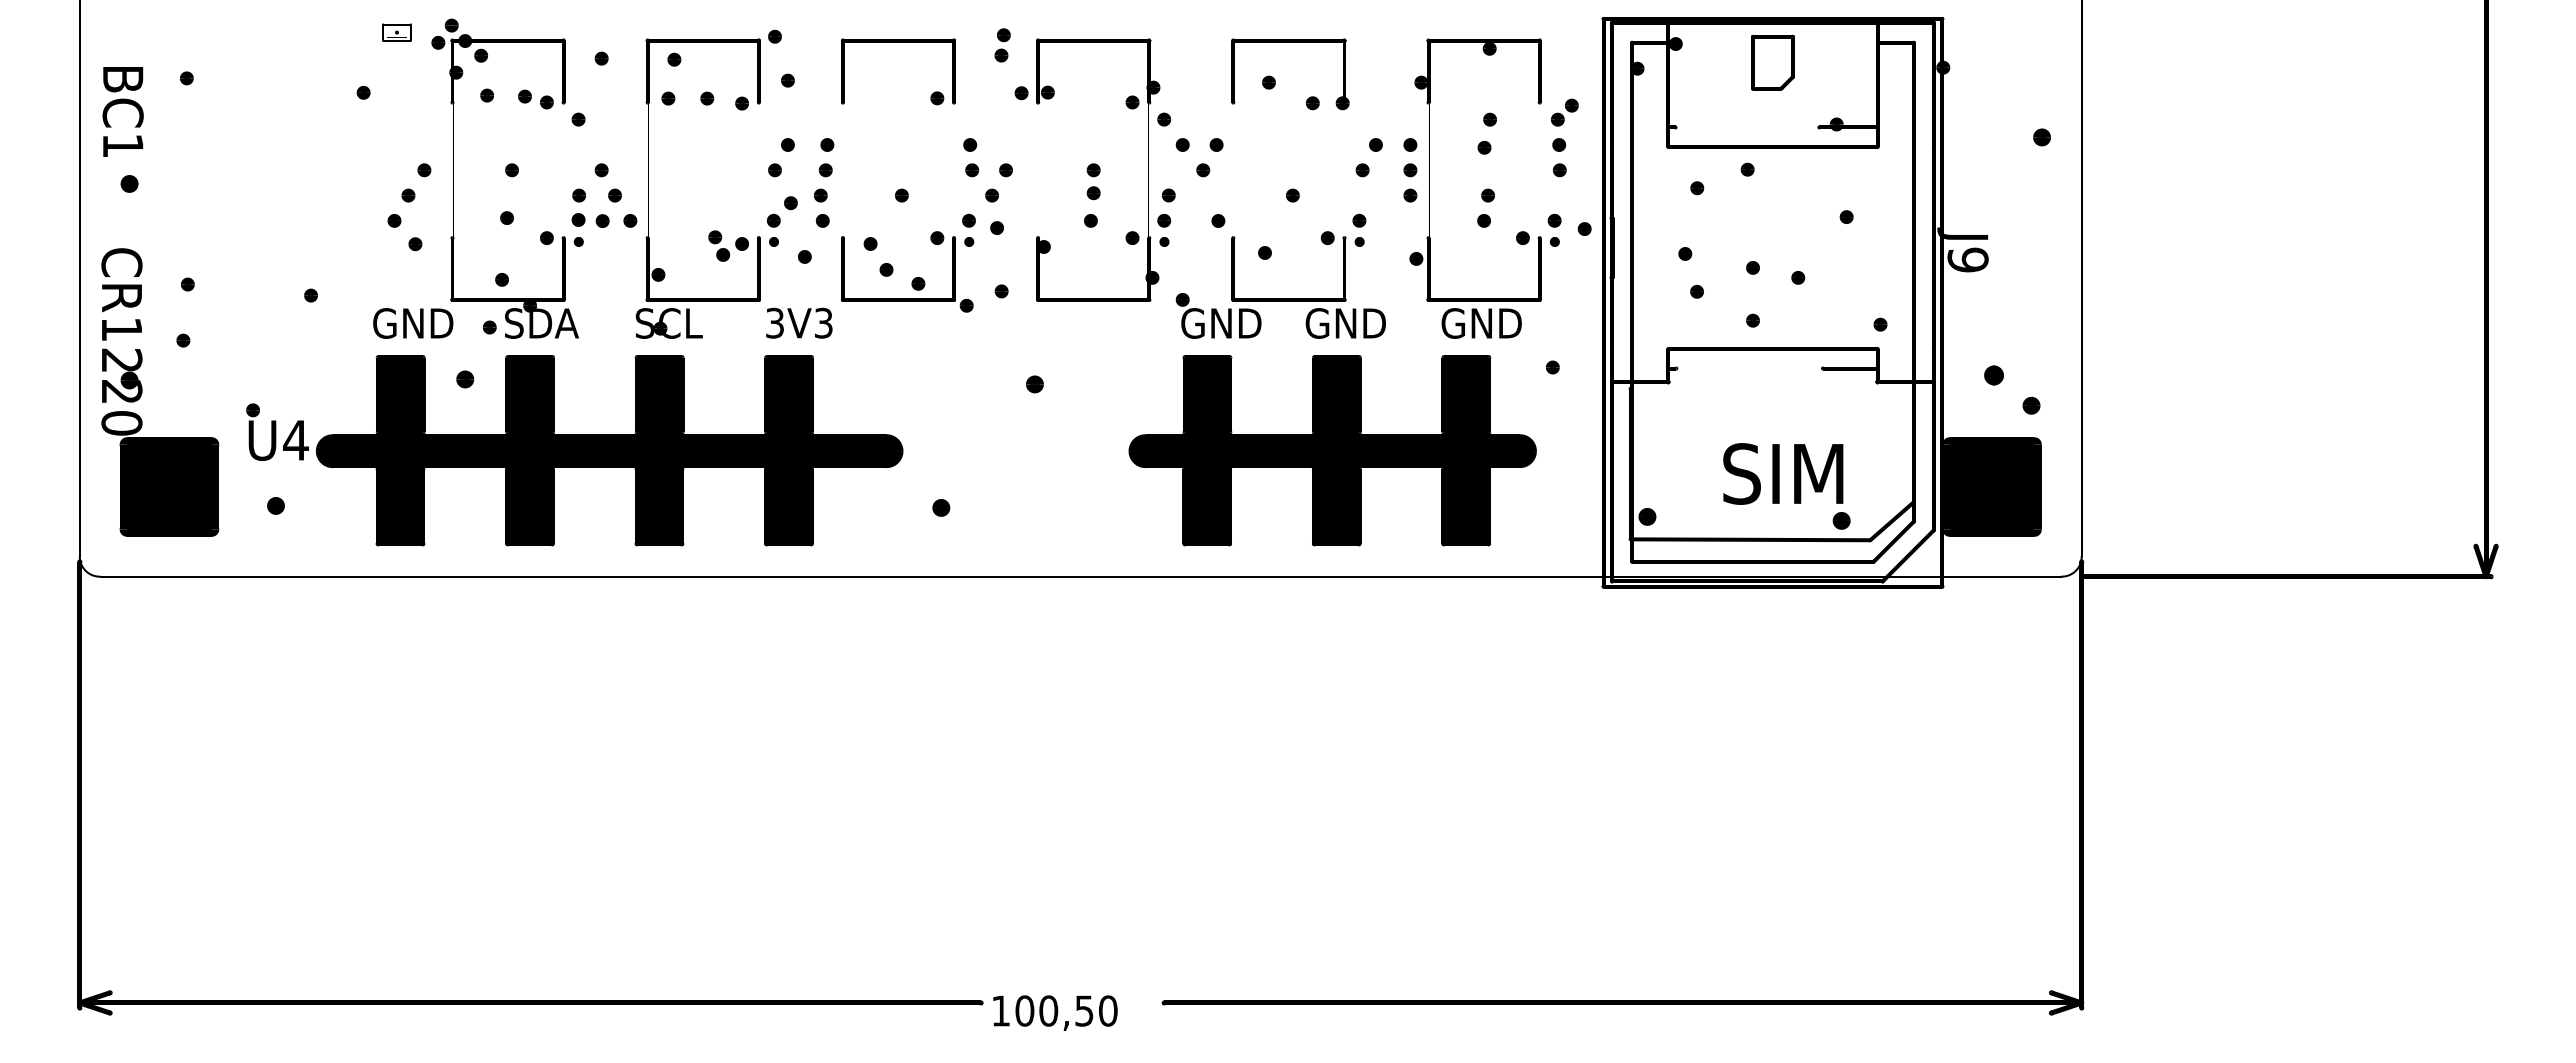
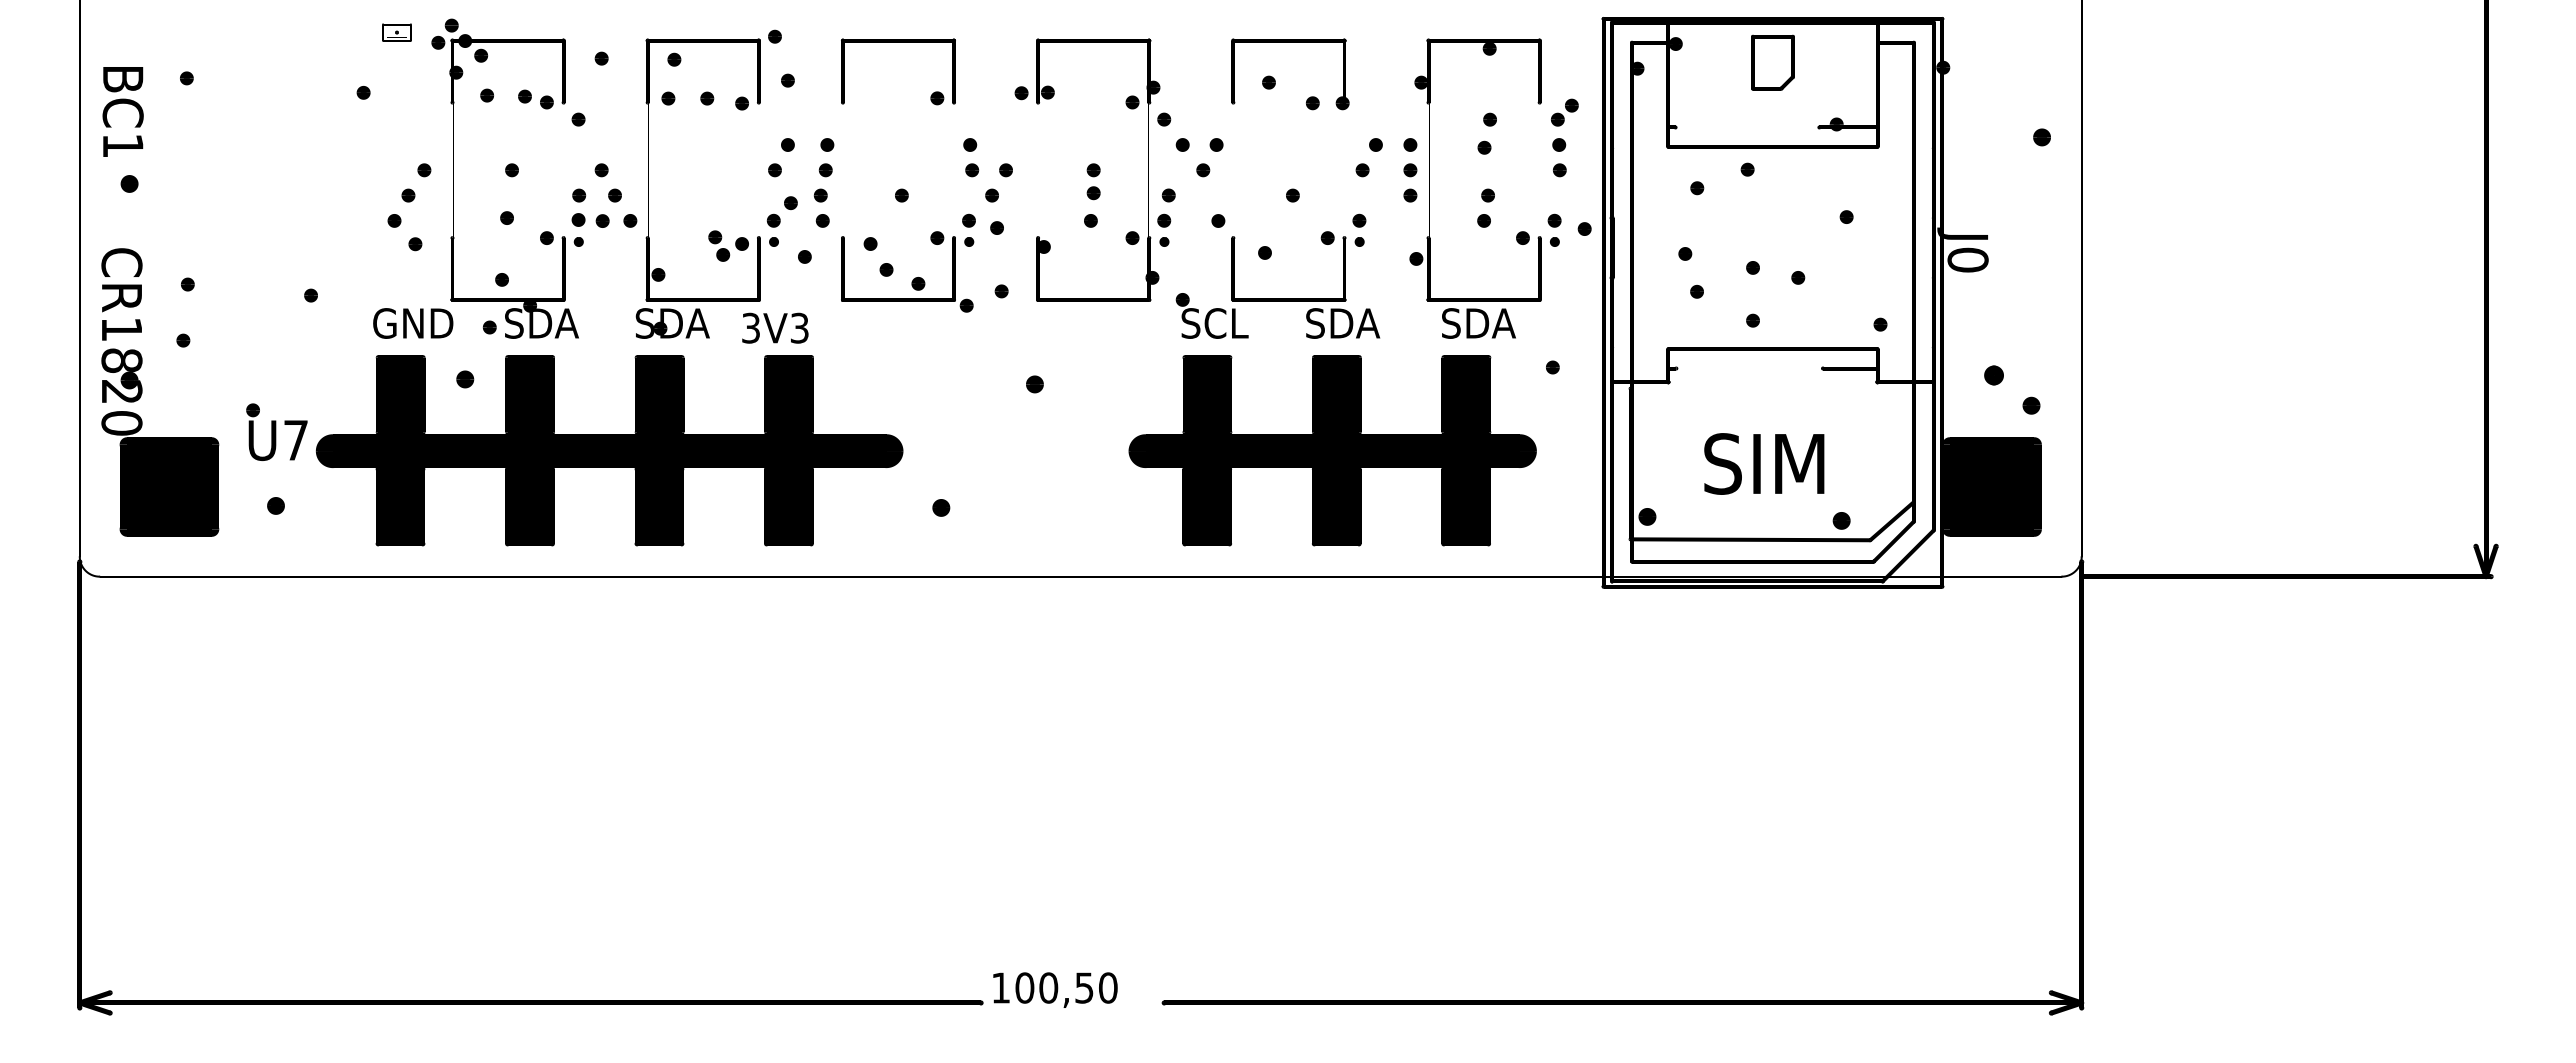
part: present -> none (1002, 45)
text: J9 -> J0 (1967, 259)
text position: (799, 322) -> (775, 327) (775, 327)
text: SCL -> SDA (684, 323)
text: GND -> SCL (1221, 323)
text: GND -> SDA (1345, 323)
text: GND -> SDA (1481, 323)
text: CR1220 -> CR1820 (121, 360)
text: U4 -> U7 (295, 440)
text position: (1783, 473) -> (1764, 463) (1764, 463)
text position: (1055, 1012) -> (1055, 989) (1055, 989)
